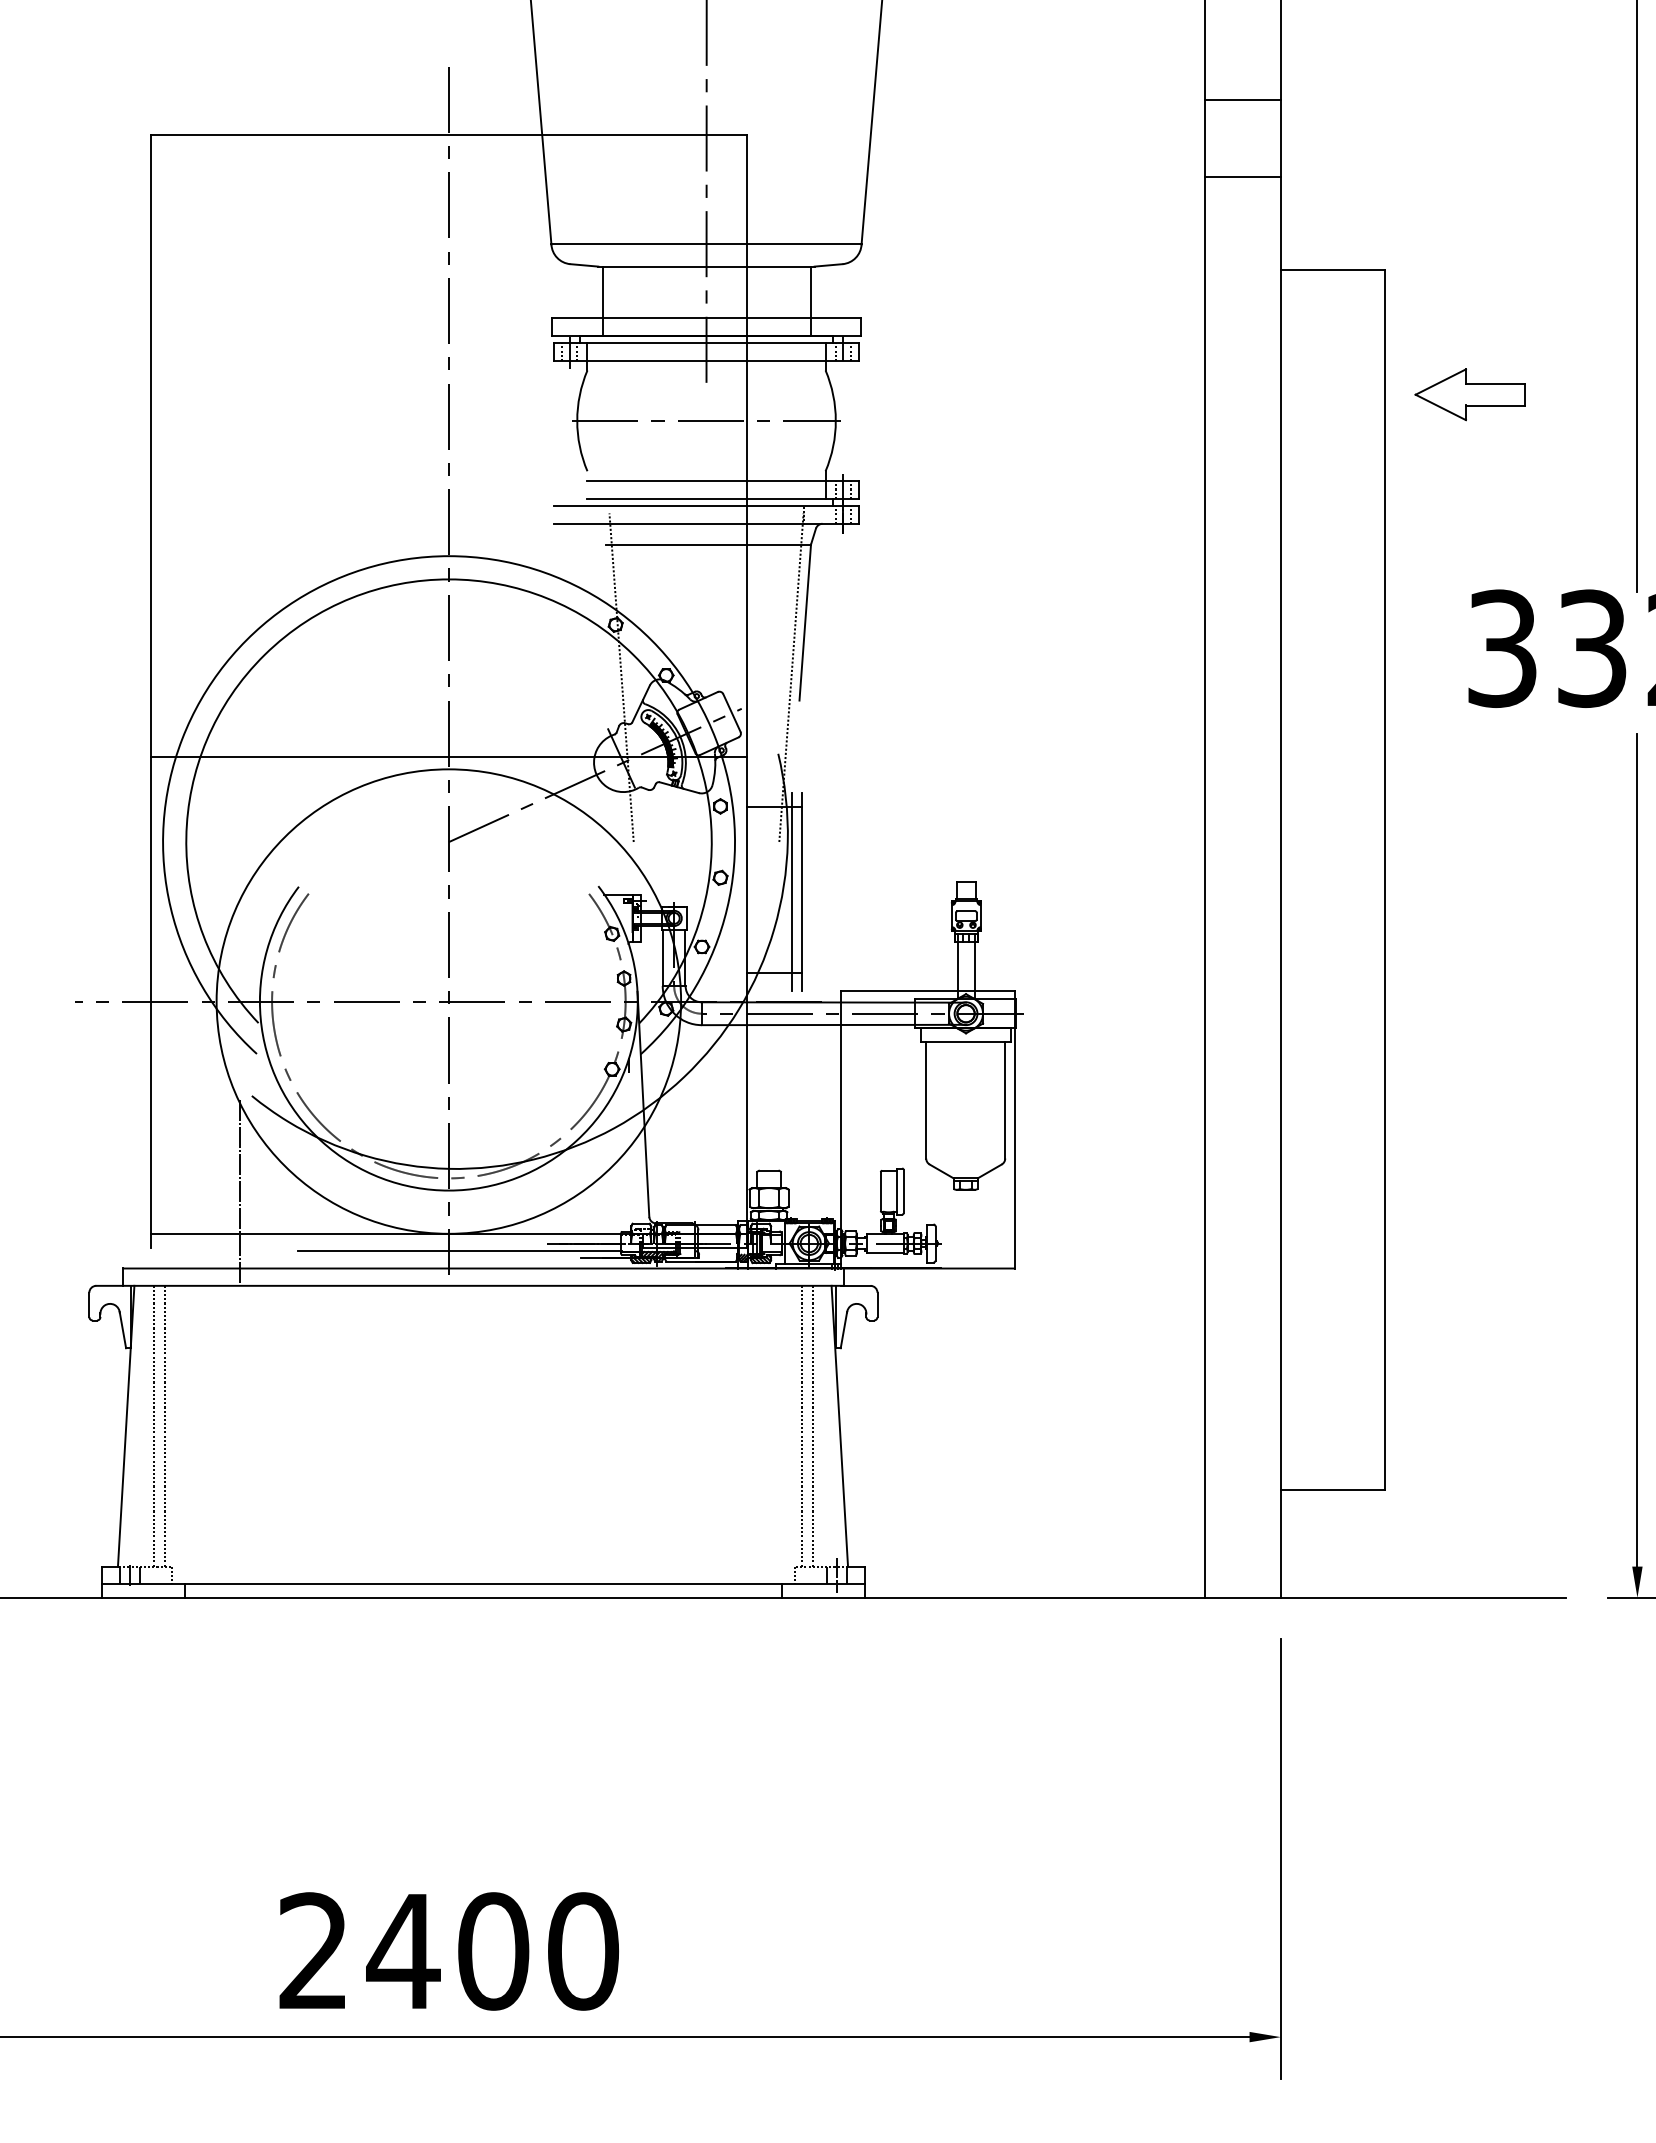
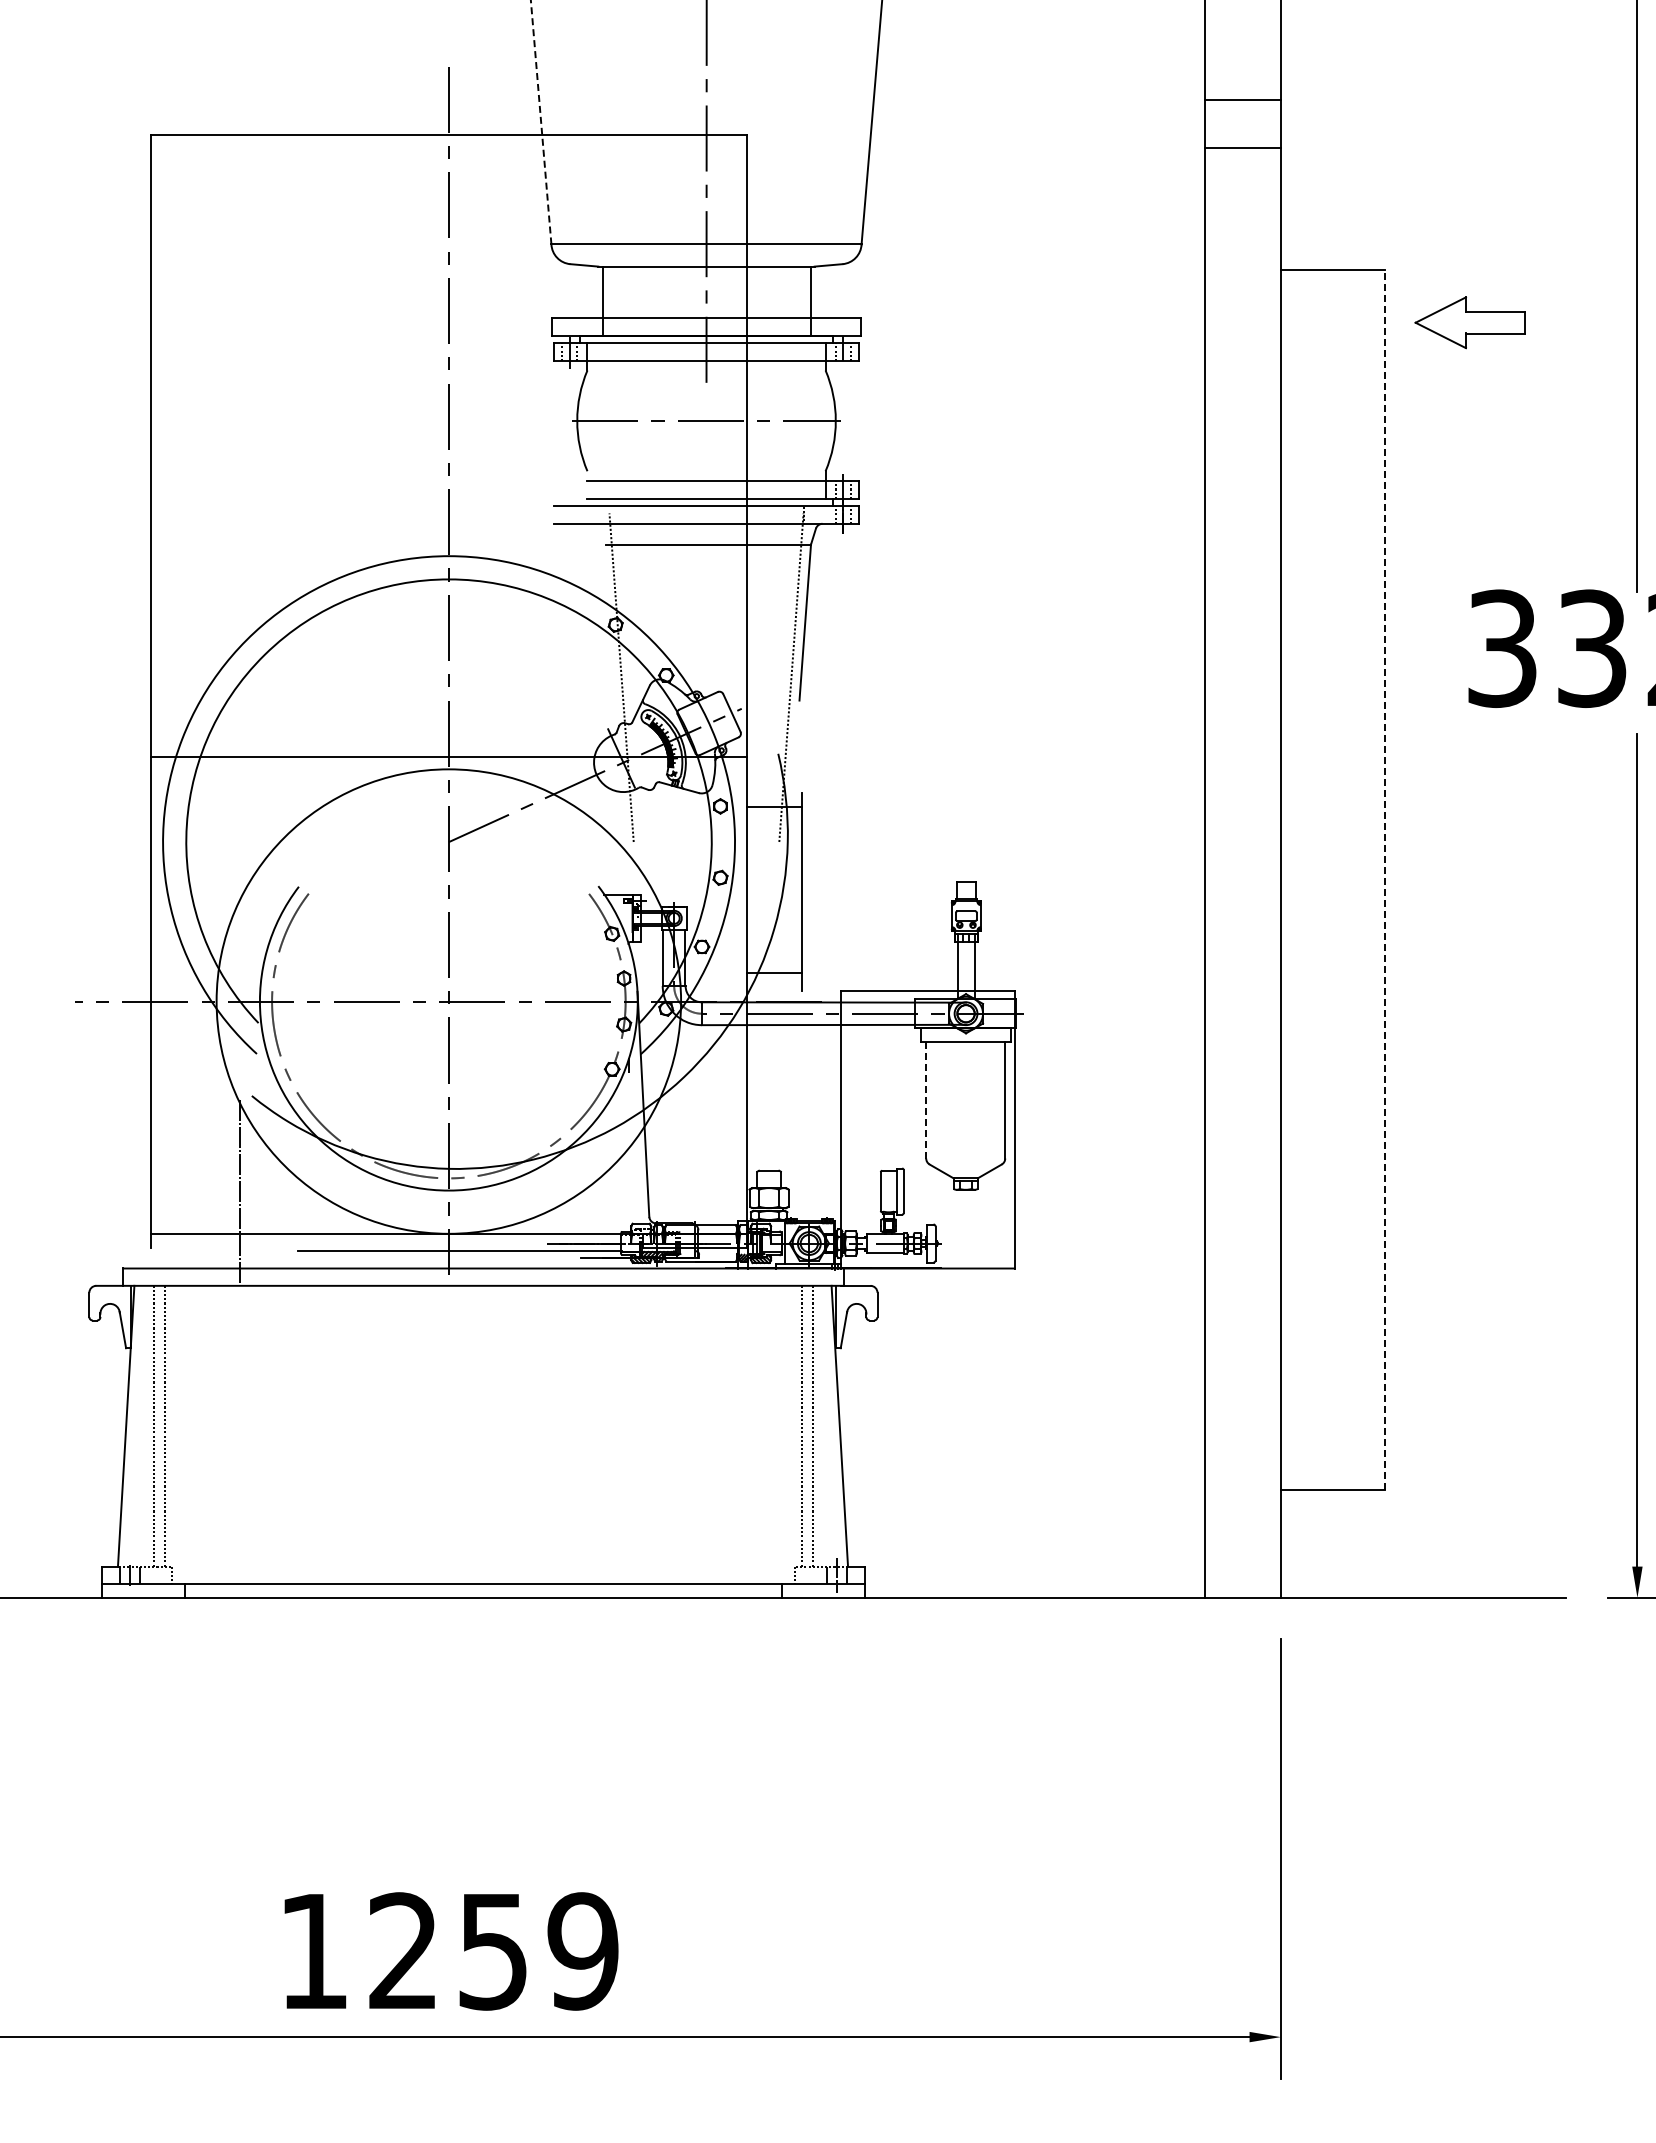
line: solid -> dashed (541, 122)
line position: (1242, 176) -> (1242, 147) (1242, 147)
part position: (1469, 394) -> (1469, 322) (1469, 322)
line: solid -> dashed (1384, 879)
line: present -> none (792, 891)
line: solid -> dashed (926, 1099)
text: 2400 -> 1259 (449, 1951)
